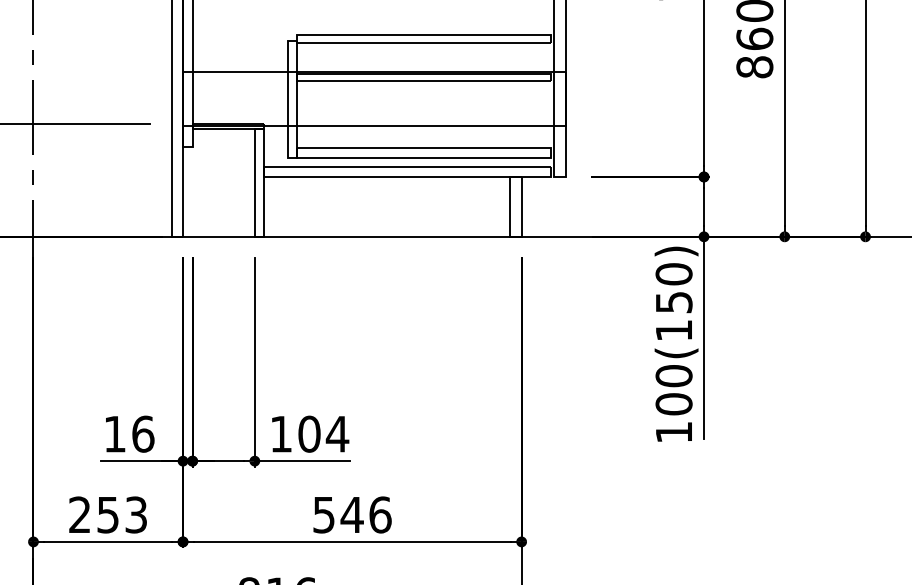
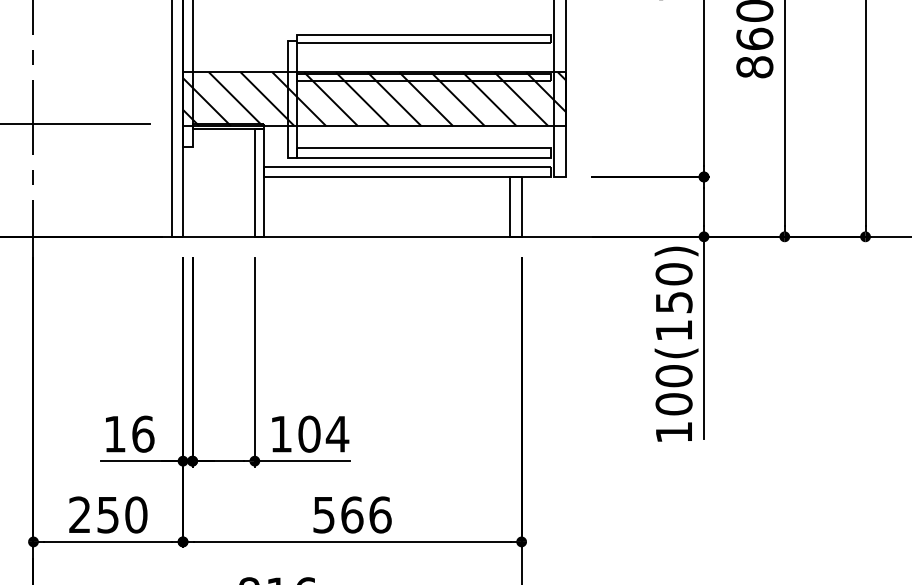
hatch: none -> present (373, 99)
text: 253 -> 250 (136, 514)
text: 546 -> 566 (351, 514)
